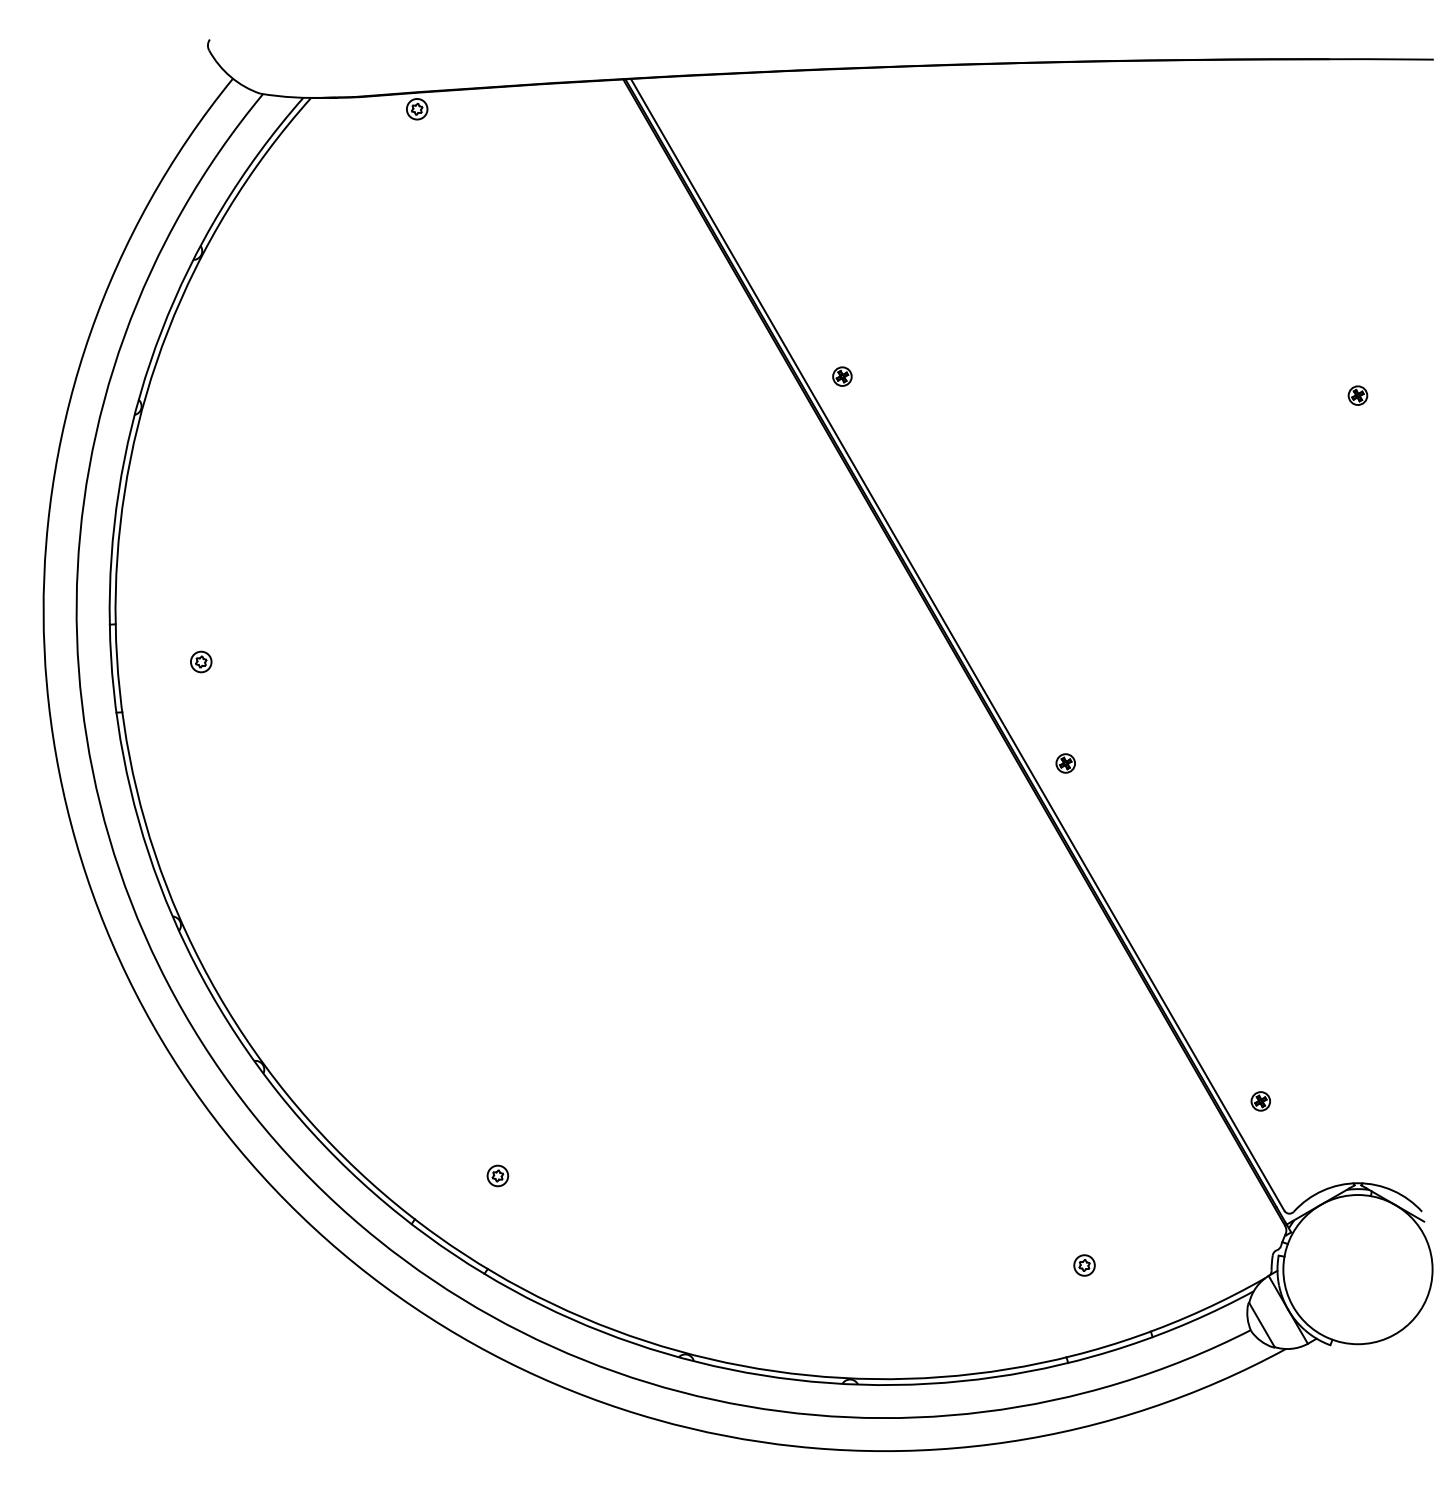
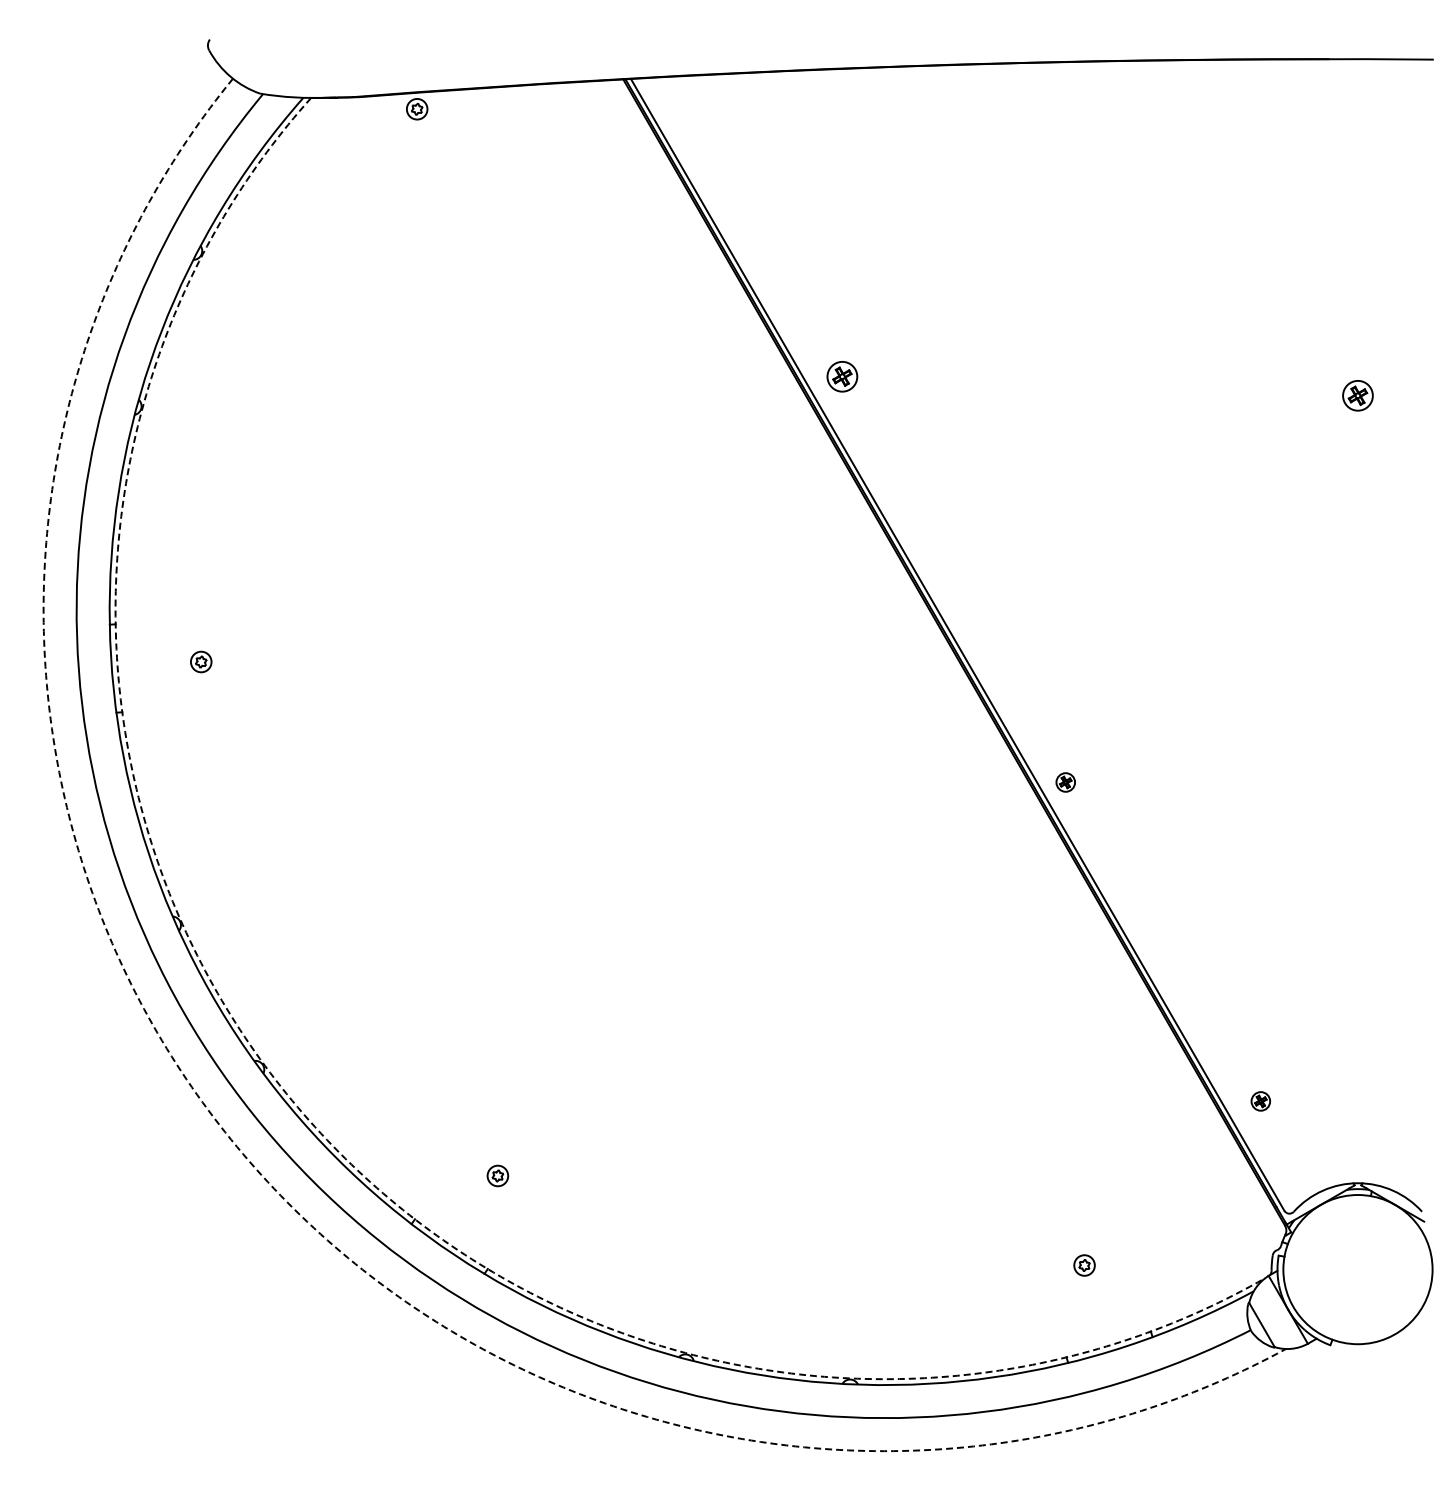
part size: 21x21 px -> 33x32 px (842, 376)
part size: 22x21 px -> 32x32 px (1357, 395)
part position: (1065, 763) -> (1065, 782) (1065, 782)
arc: solid -> dashed (286, 1093)
arc: solid -> dashed (237, 1146)
